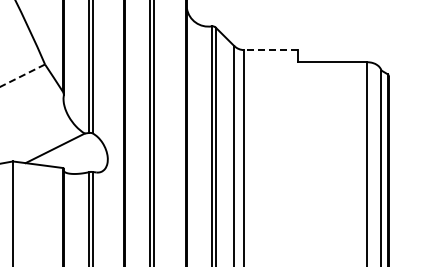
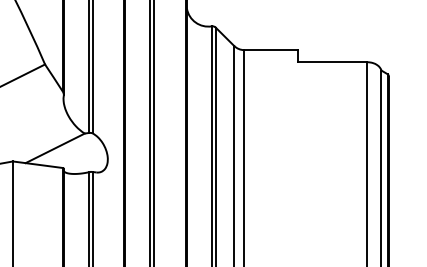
line: dashed -> solid (271, 50)
line: dashed -> solid (22, 75)
